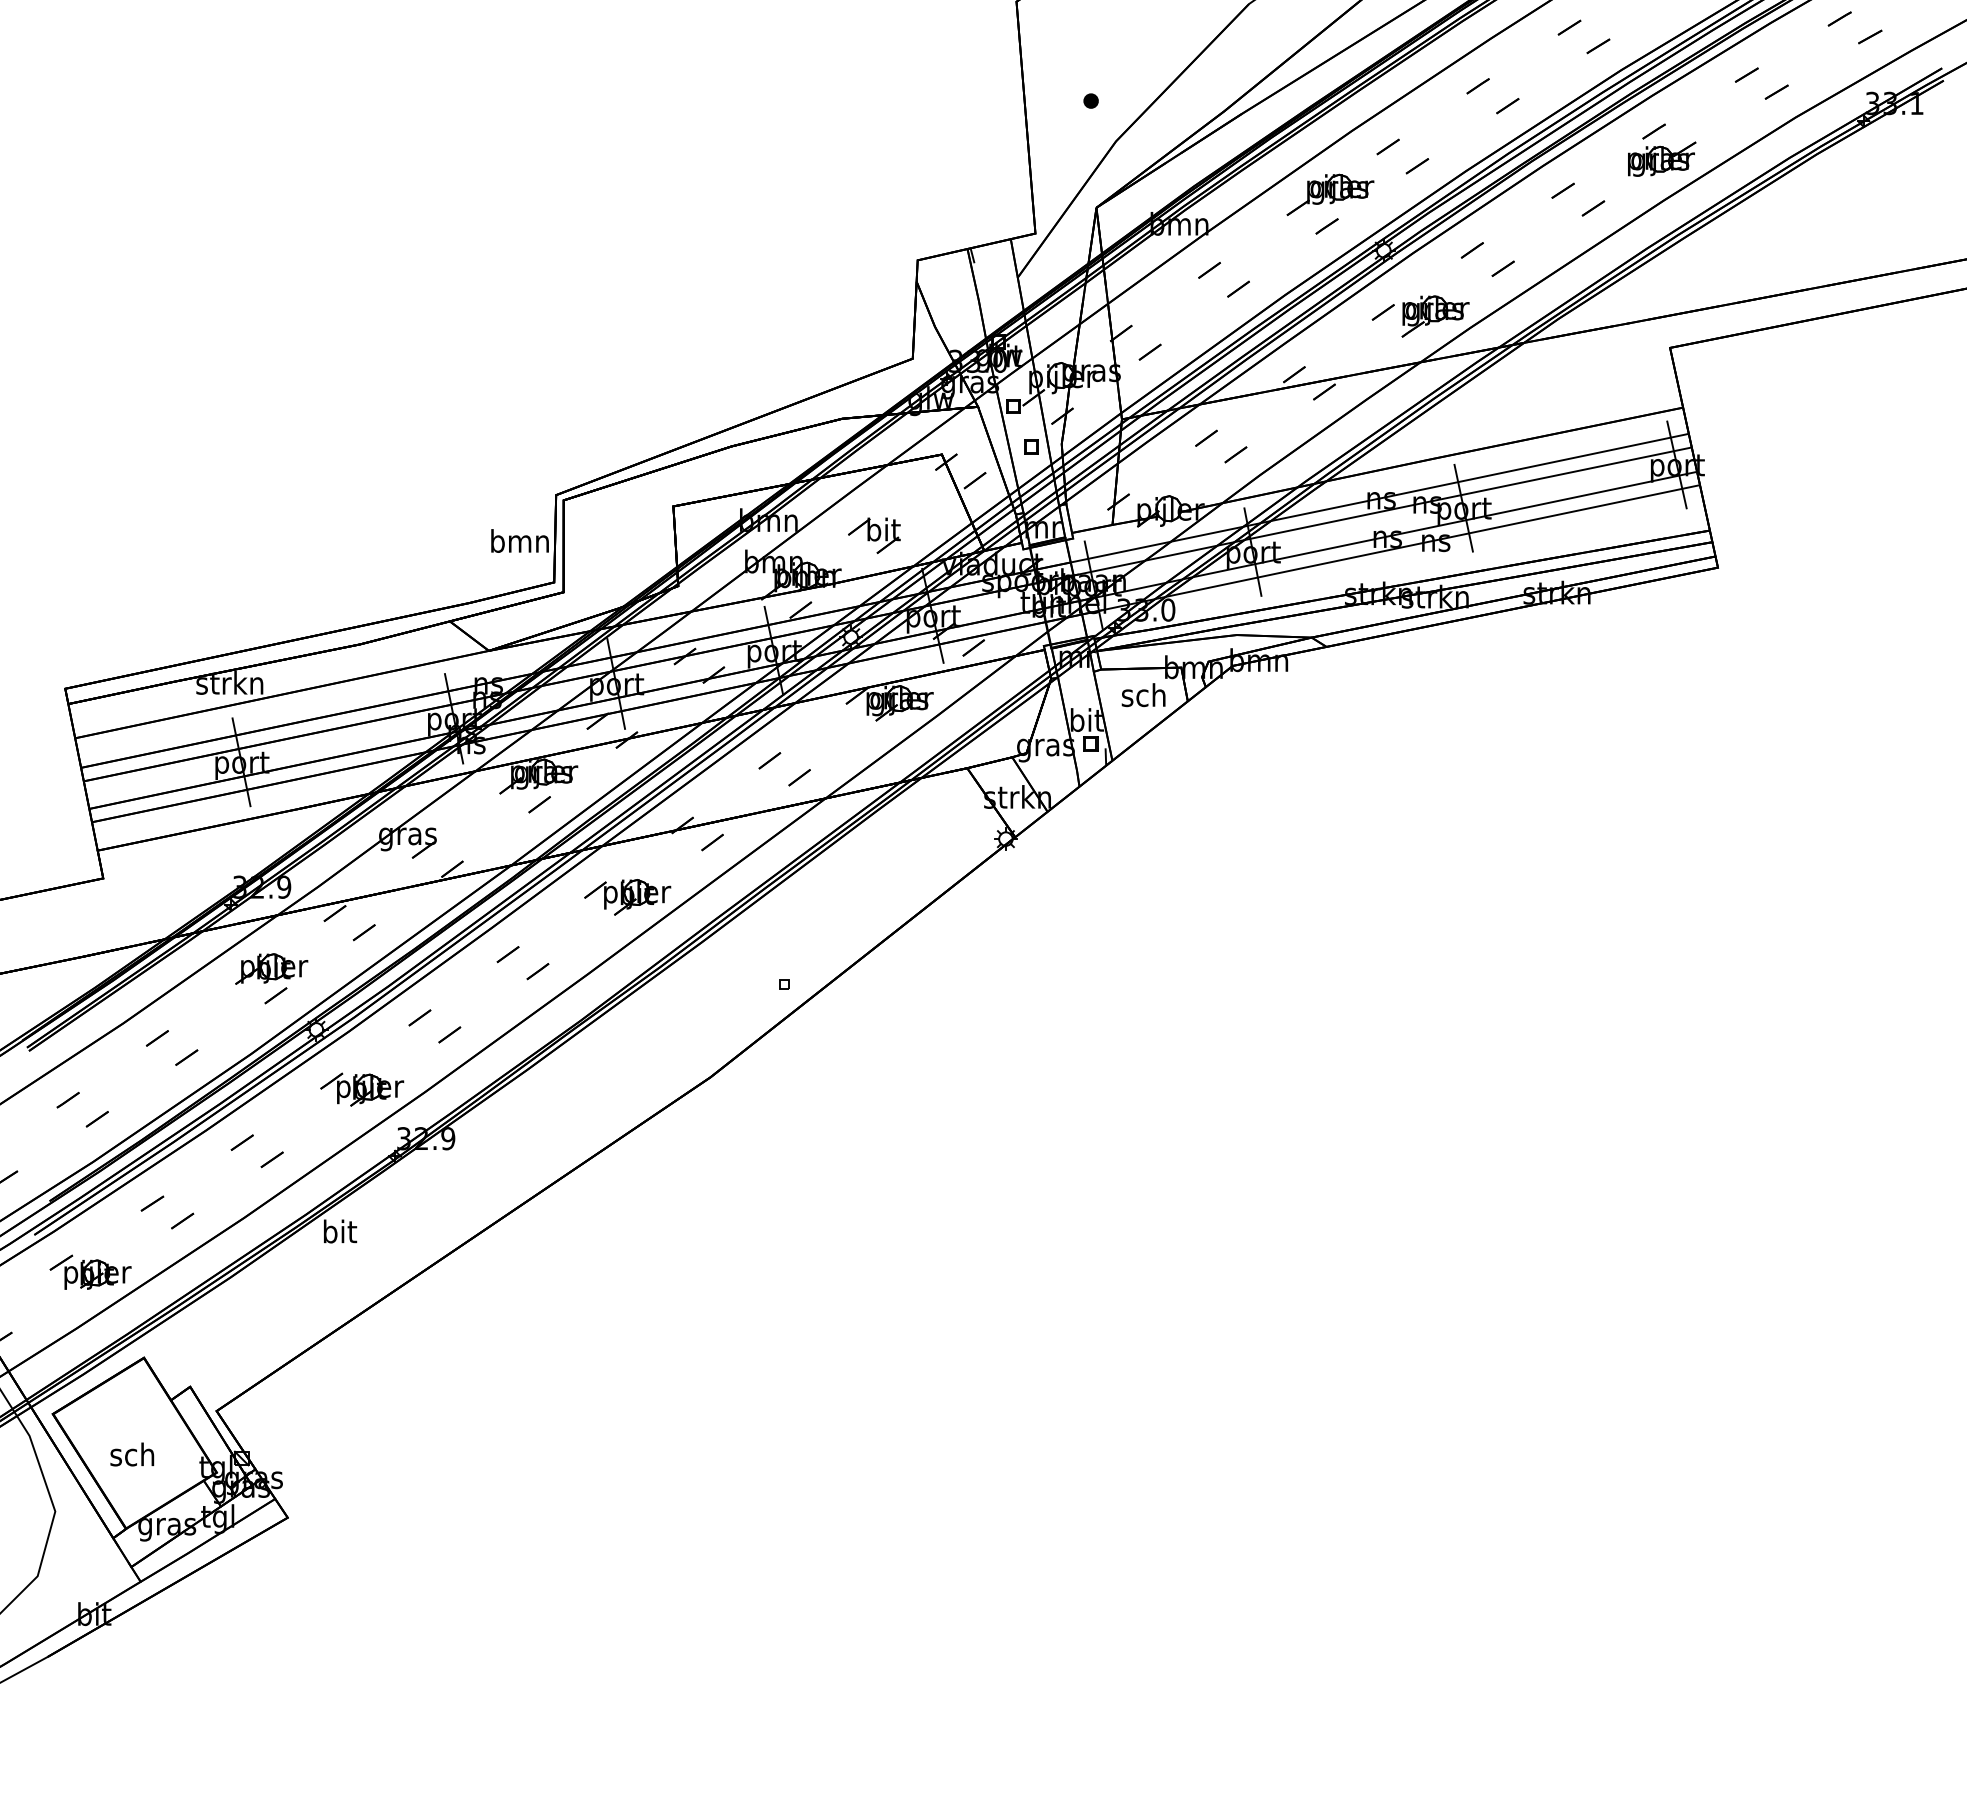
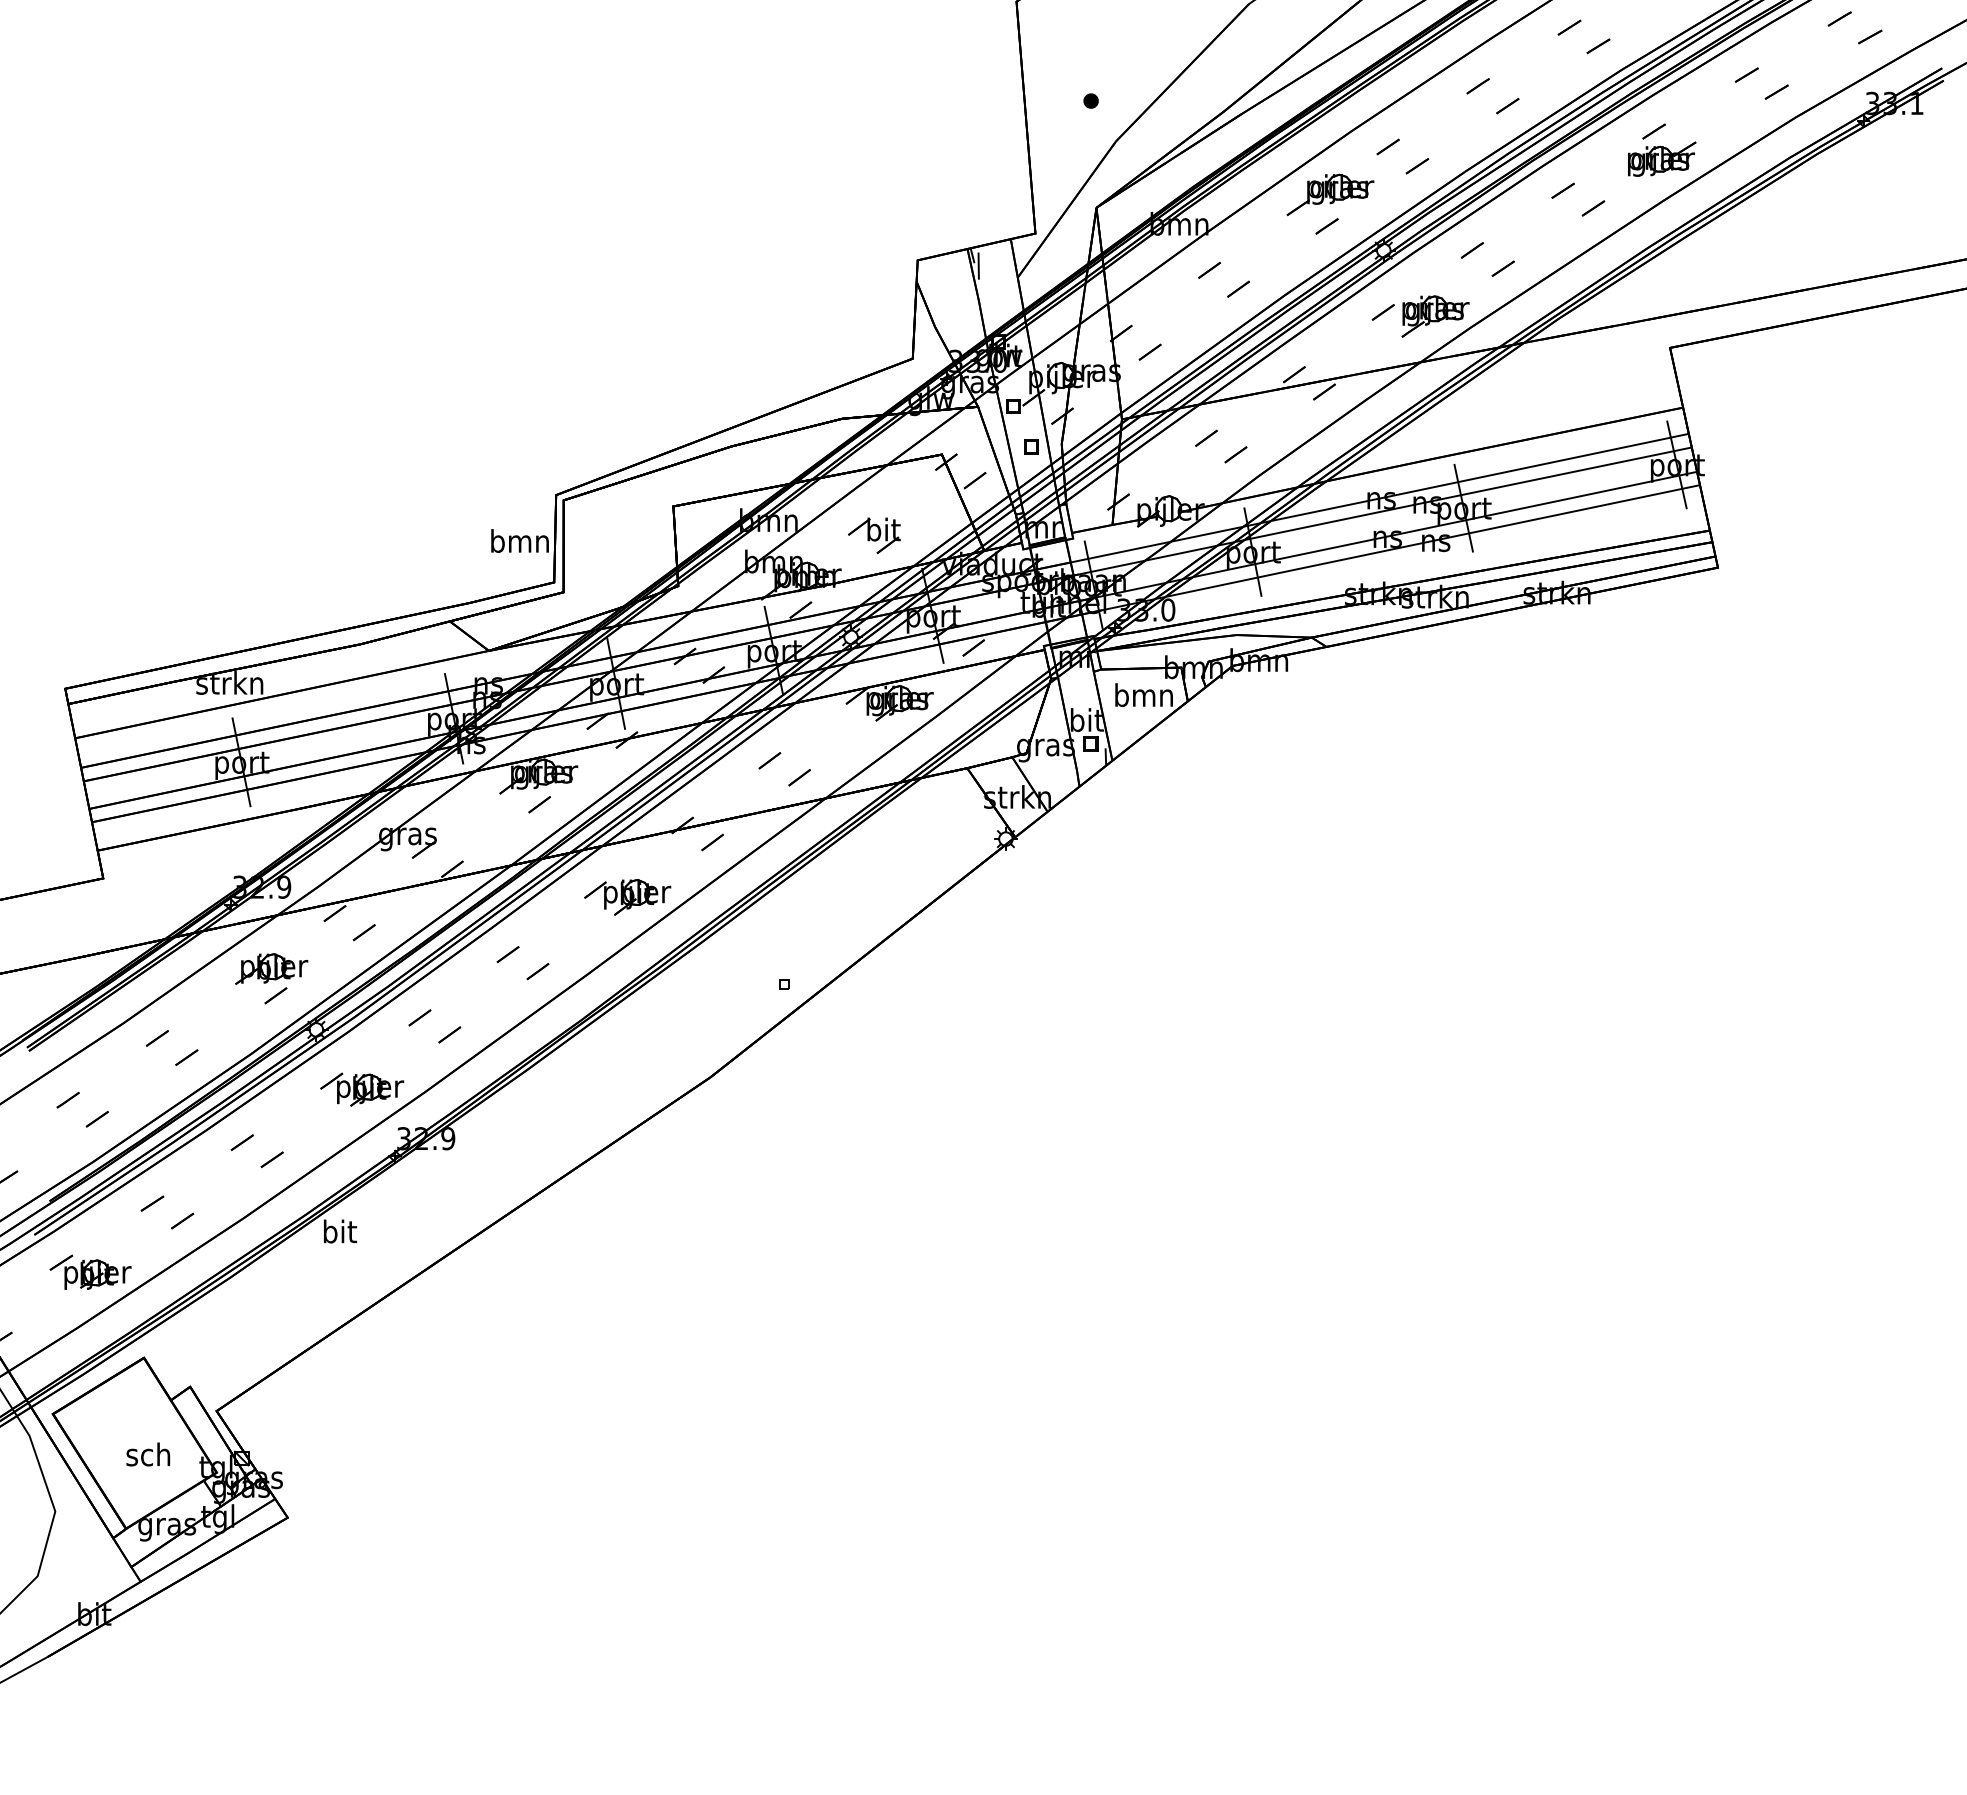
line: none -> present (978, 262)
text: sch -> bmn (1143, 695)
text position: (132, 1454) -> (148, 1454) (148, 1454)
